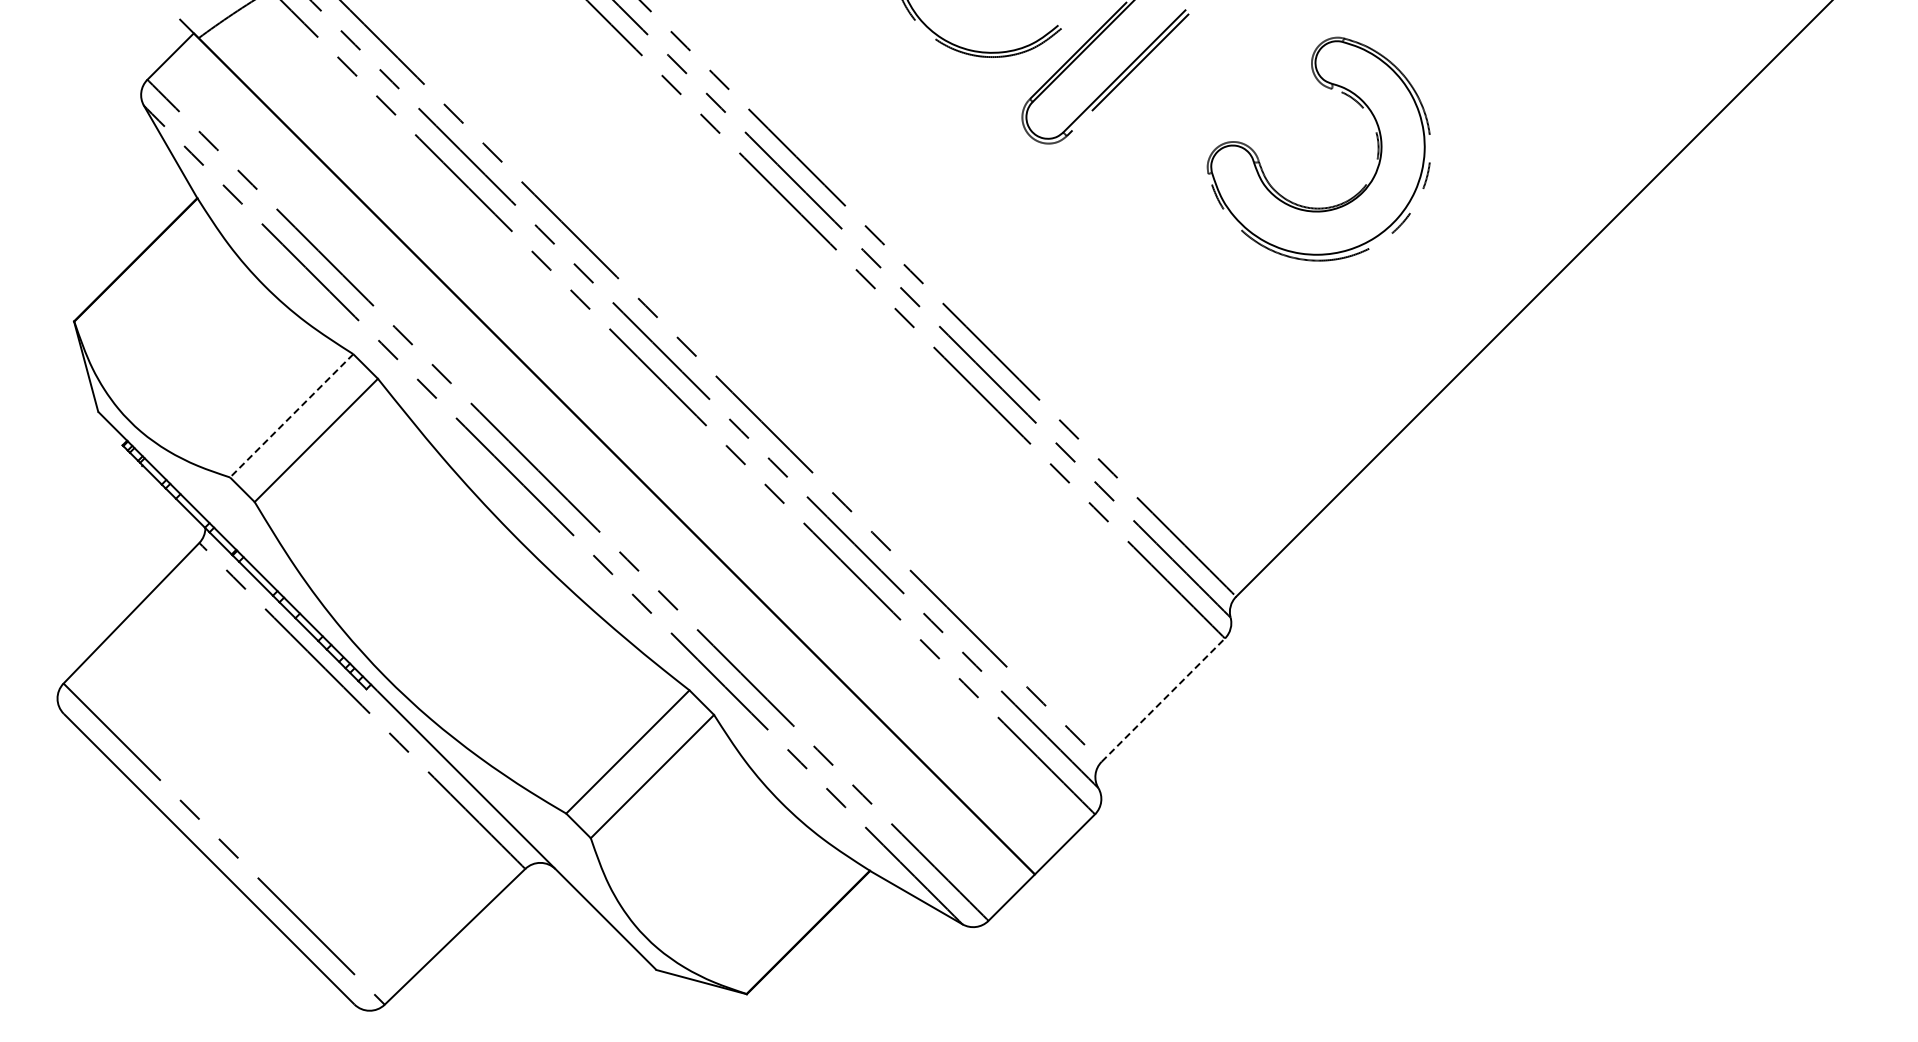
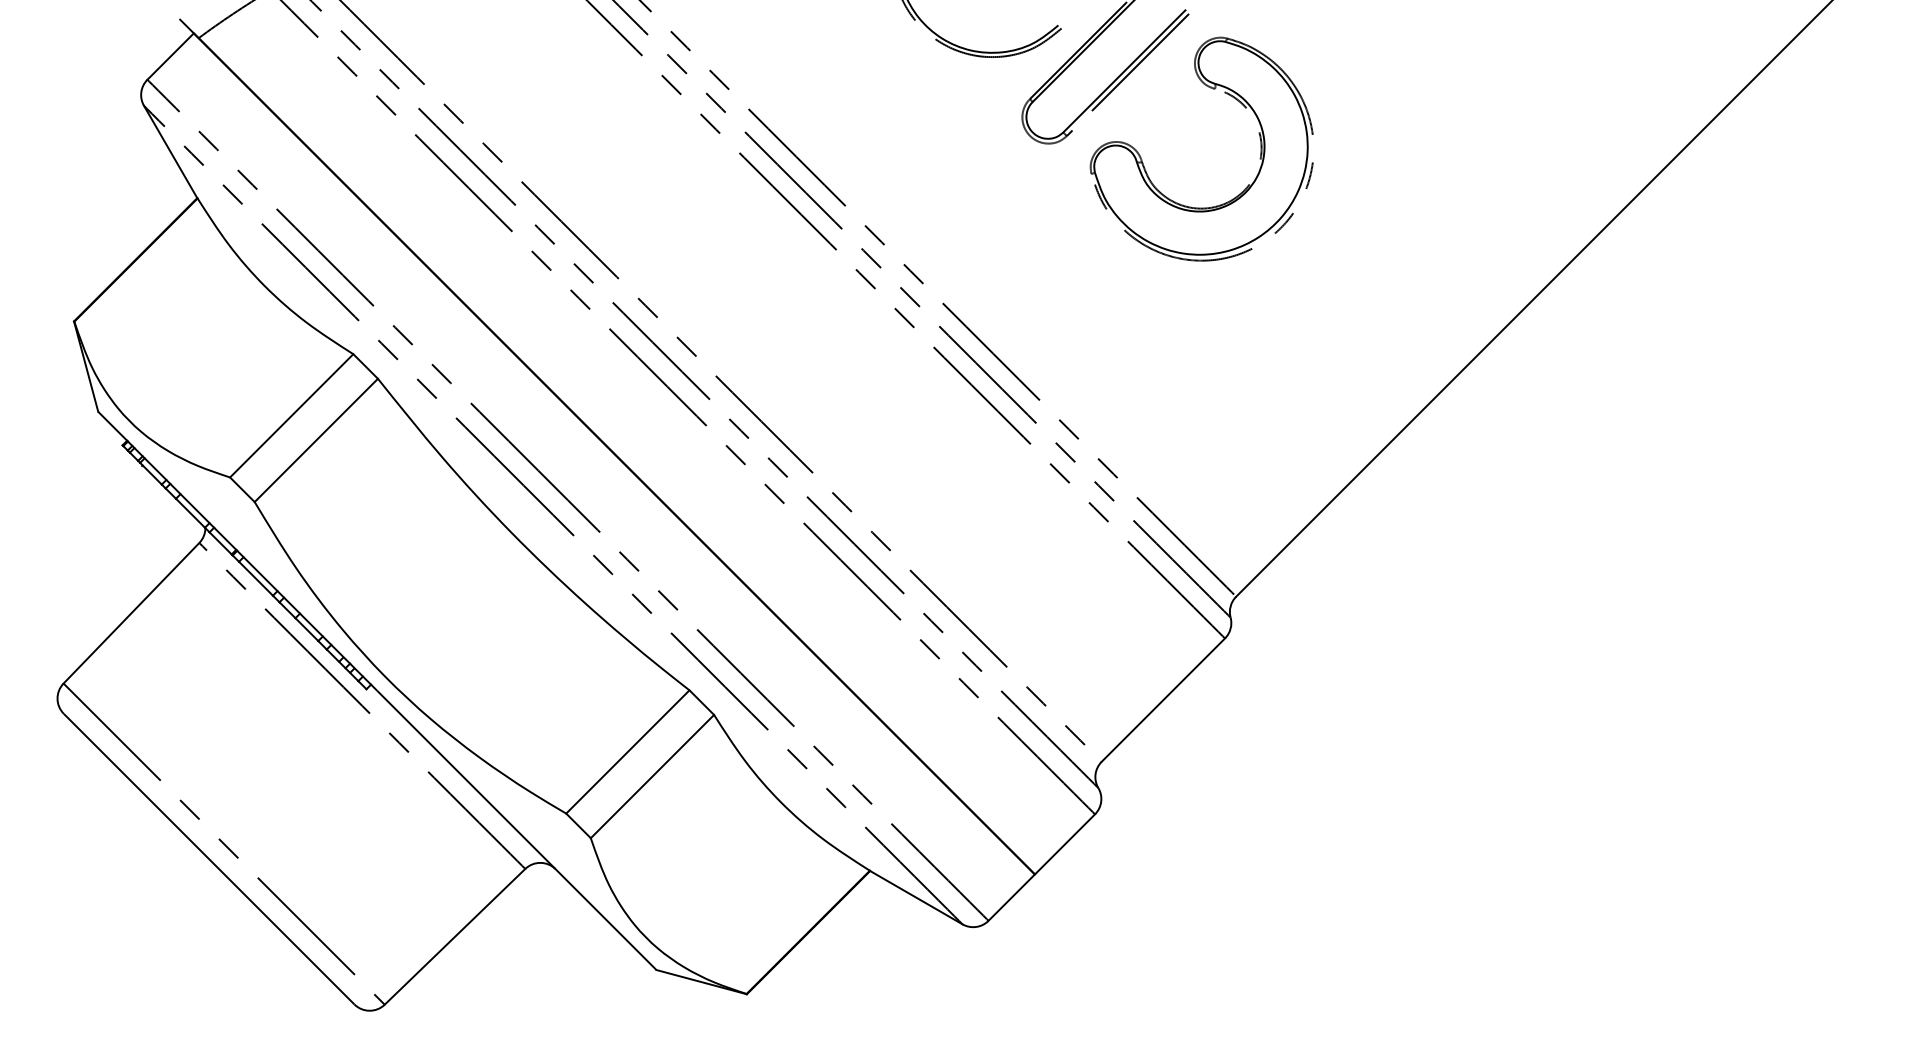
part position: (1362, 187) -> (1245, 187) (1245, 187)
line: dashed -> solid (291, 416)
line: dashed -> solid (1163, 699)
